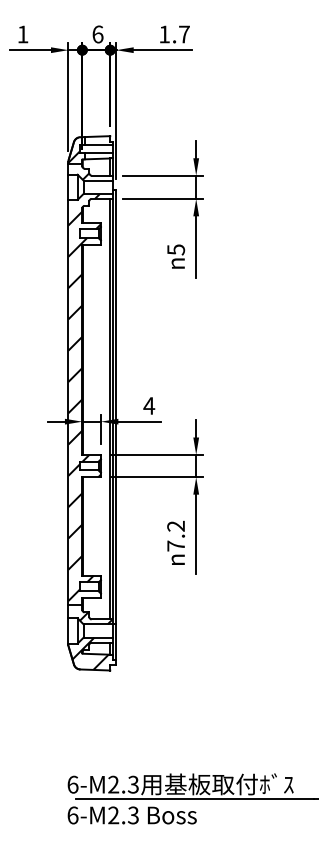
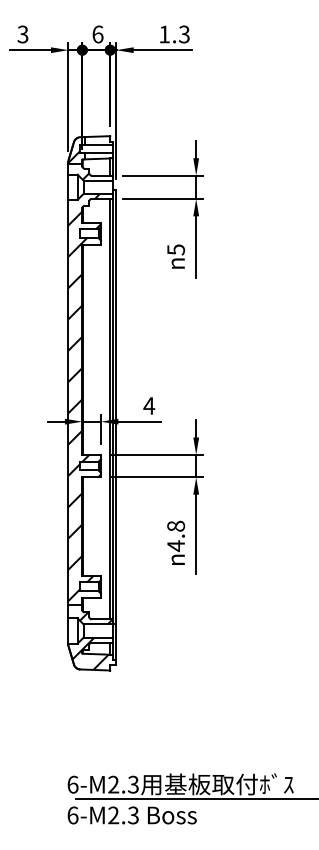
text: 1 -> 3 (22, 34)
text: 1.7 -> 1.3 (183, 34)
text: 7.2 -> 4.8 (176, 536)
